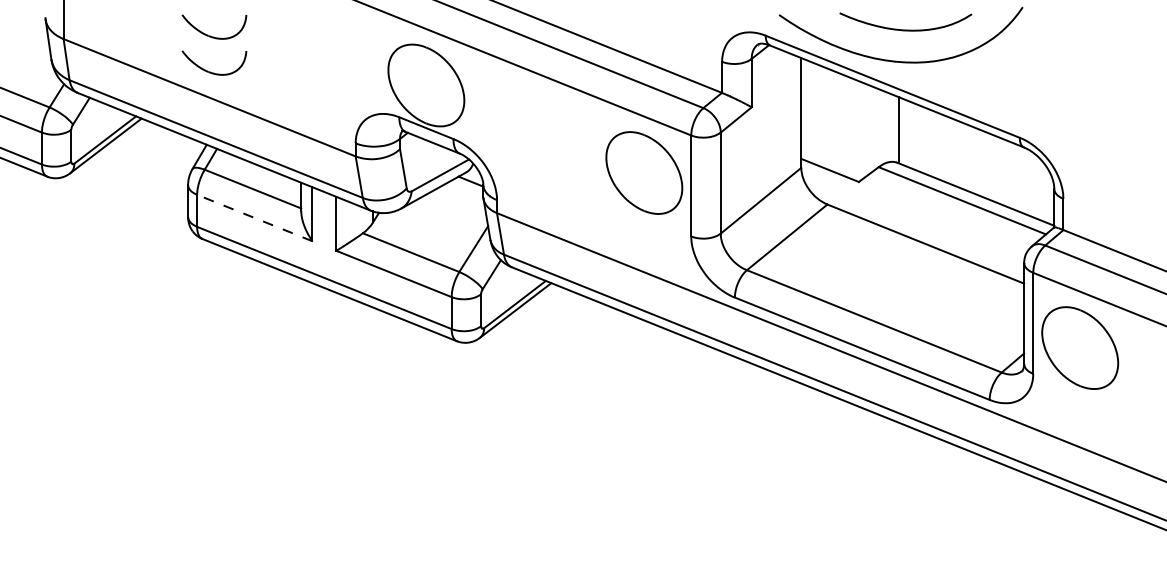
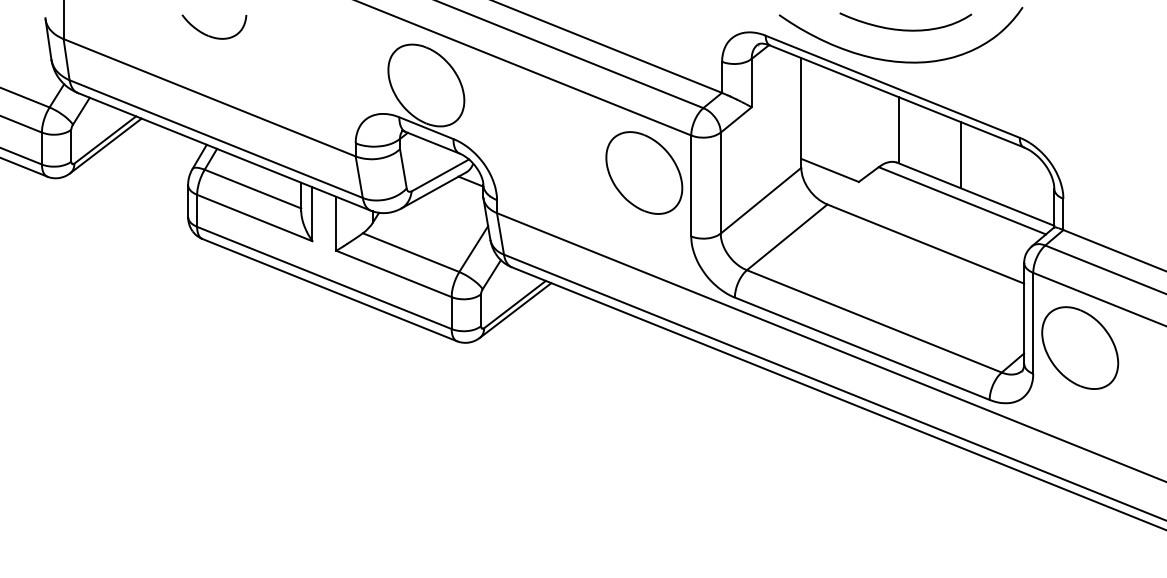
part: present -> none (210, 71)
line: none -> present (960, 155)
line: dashed -> solid (254, 217)
